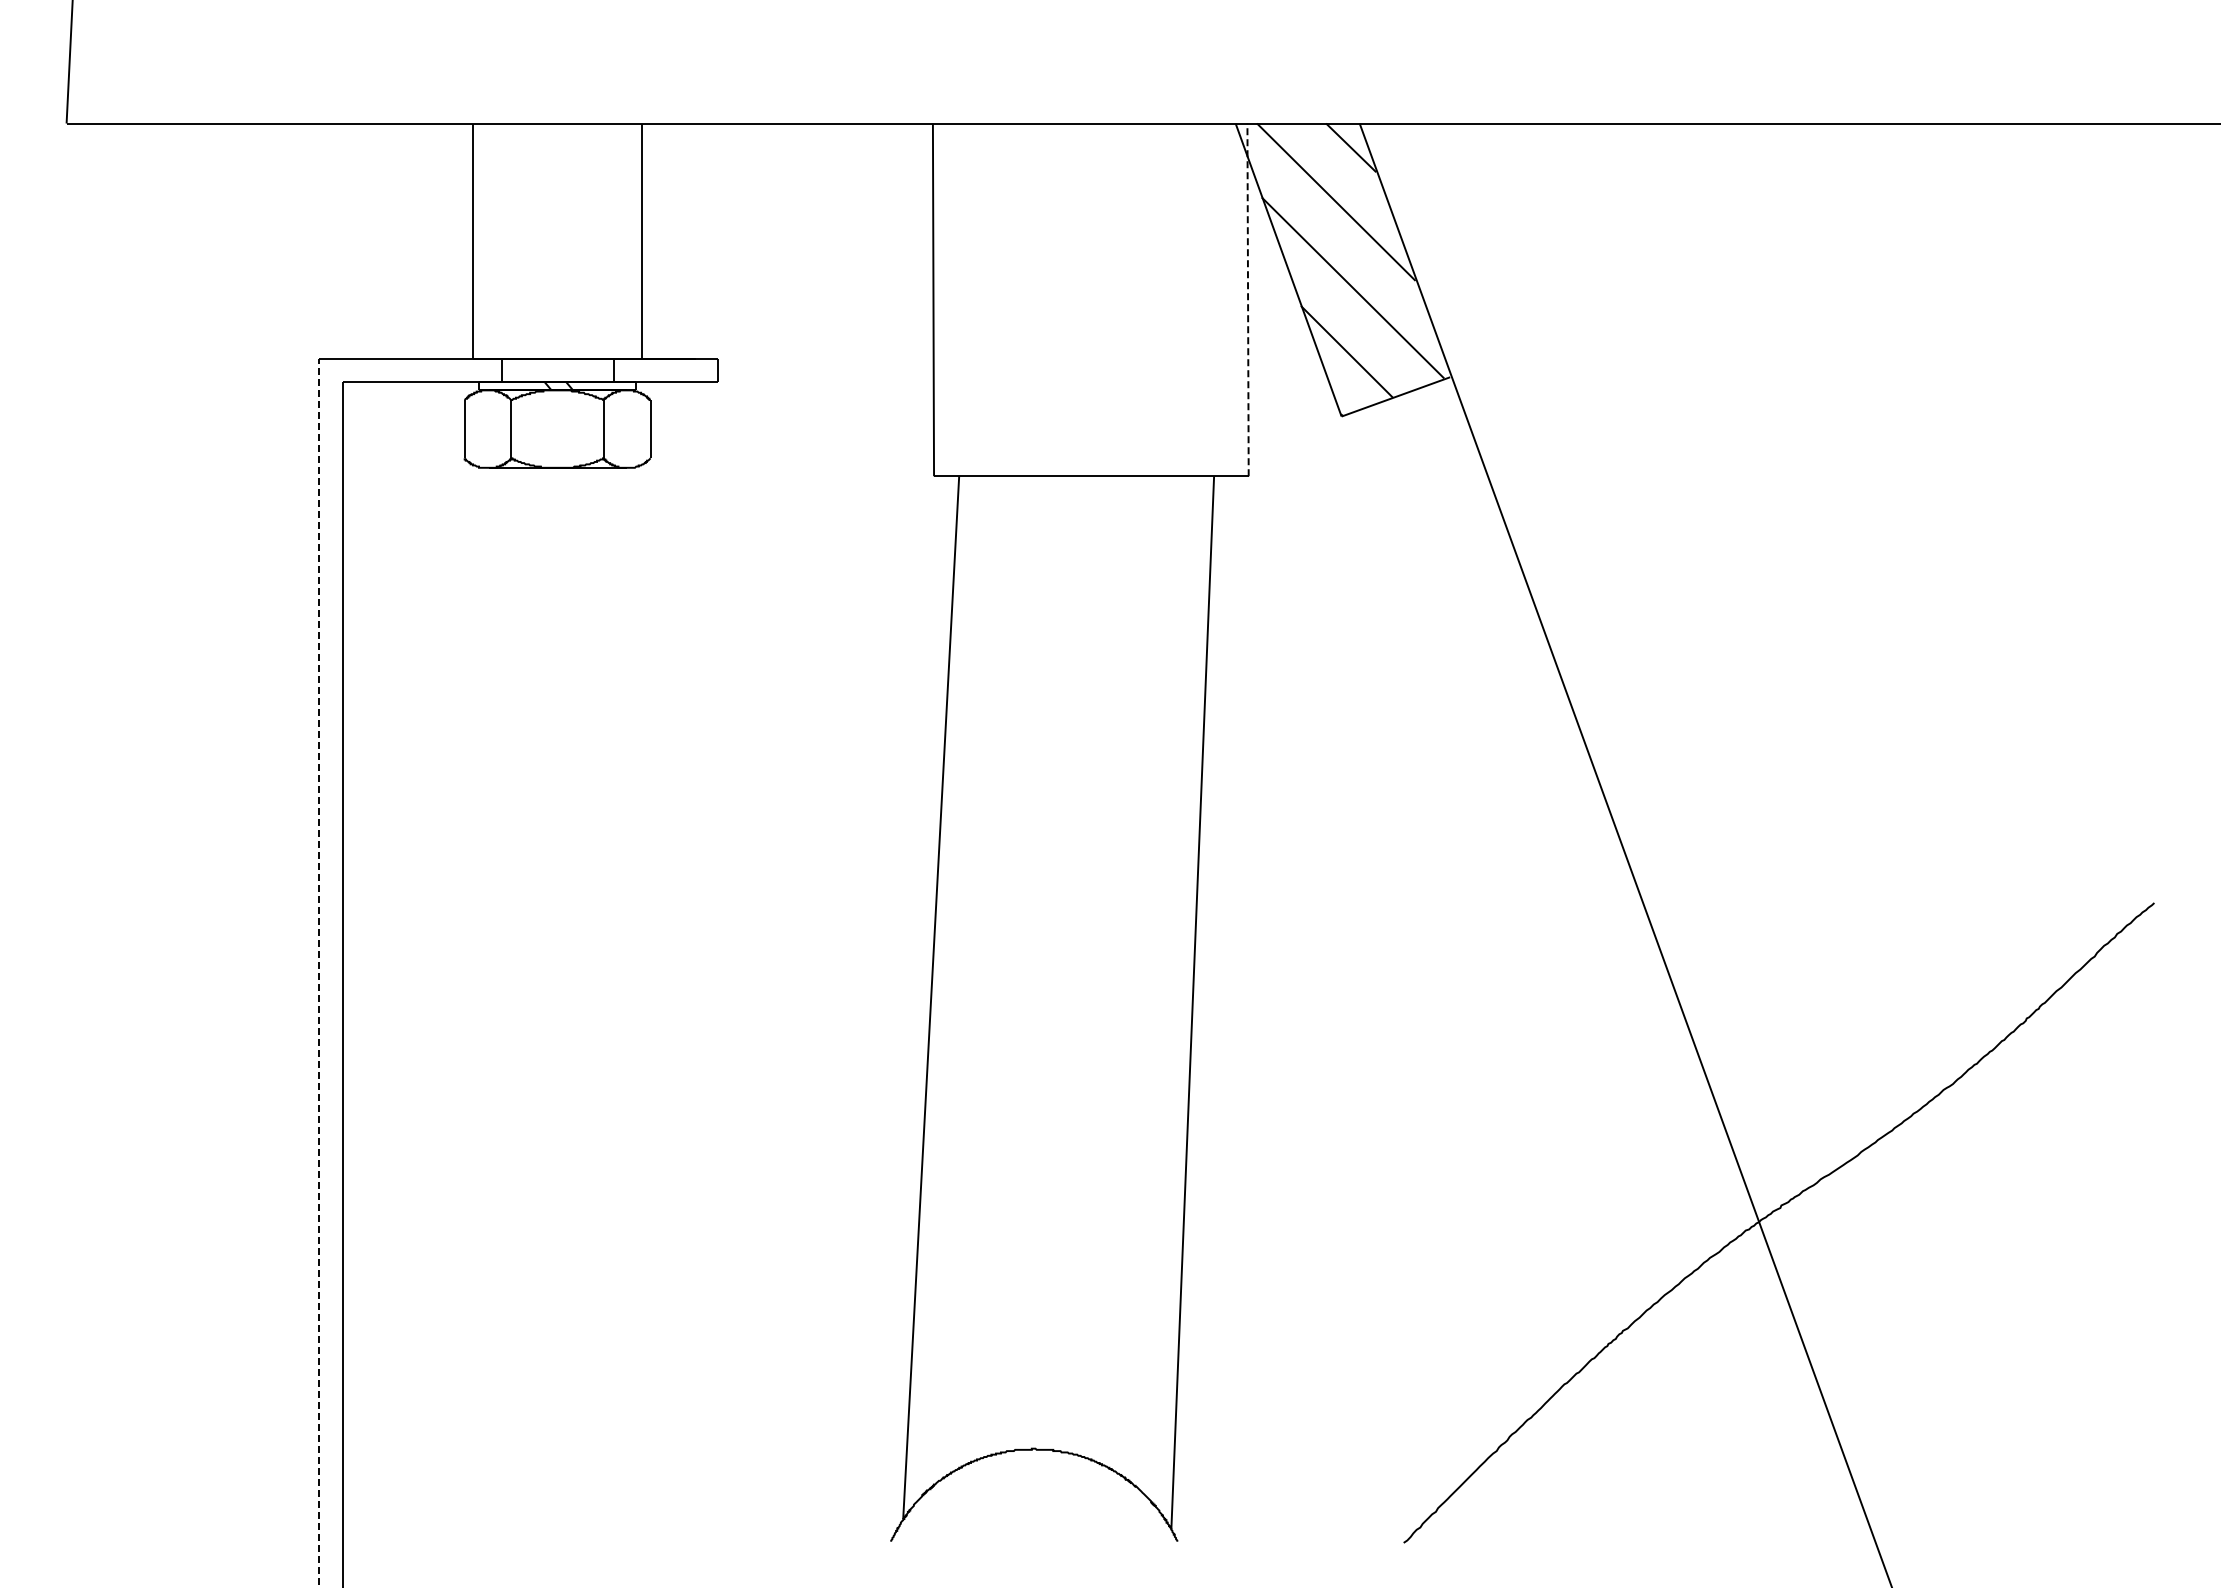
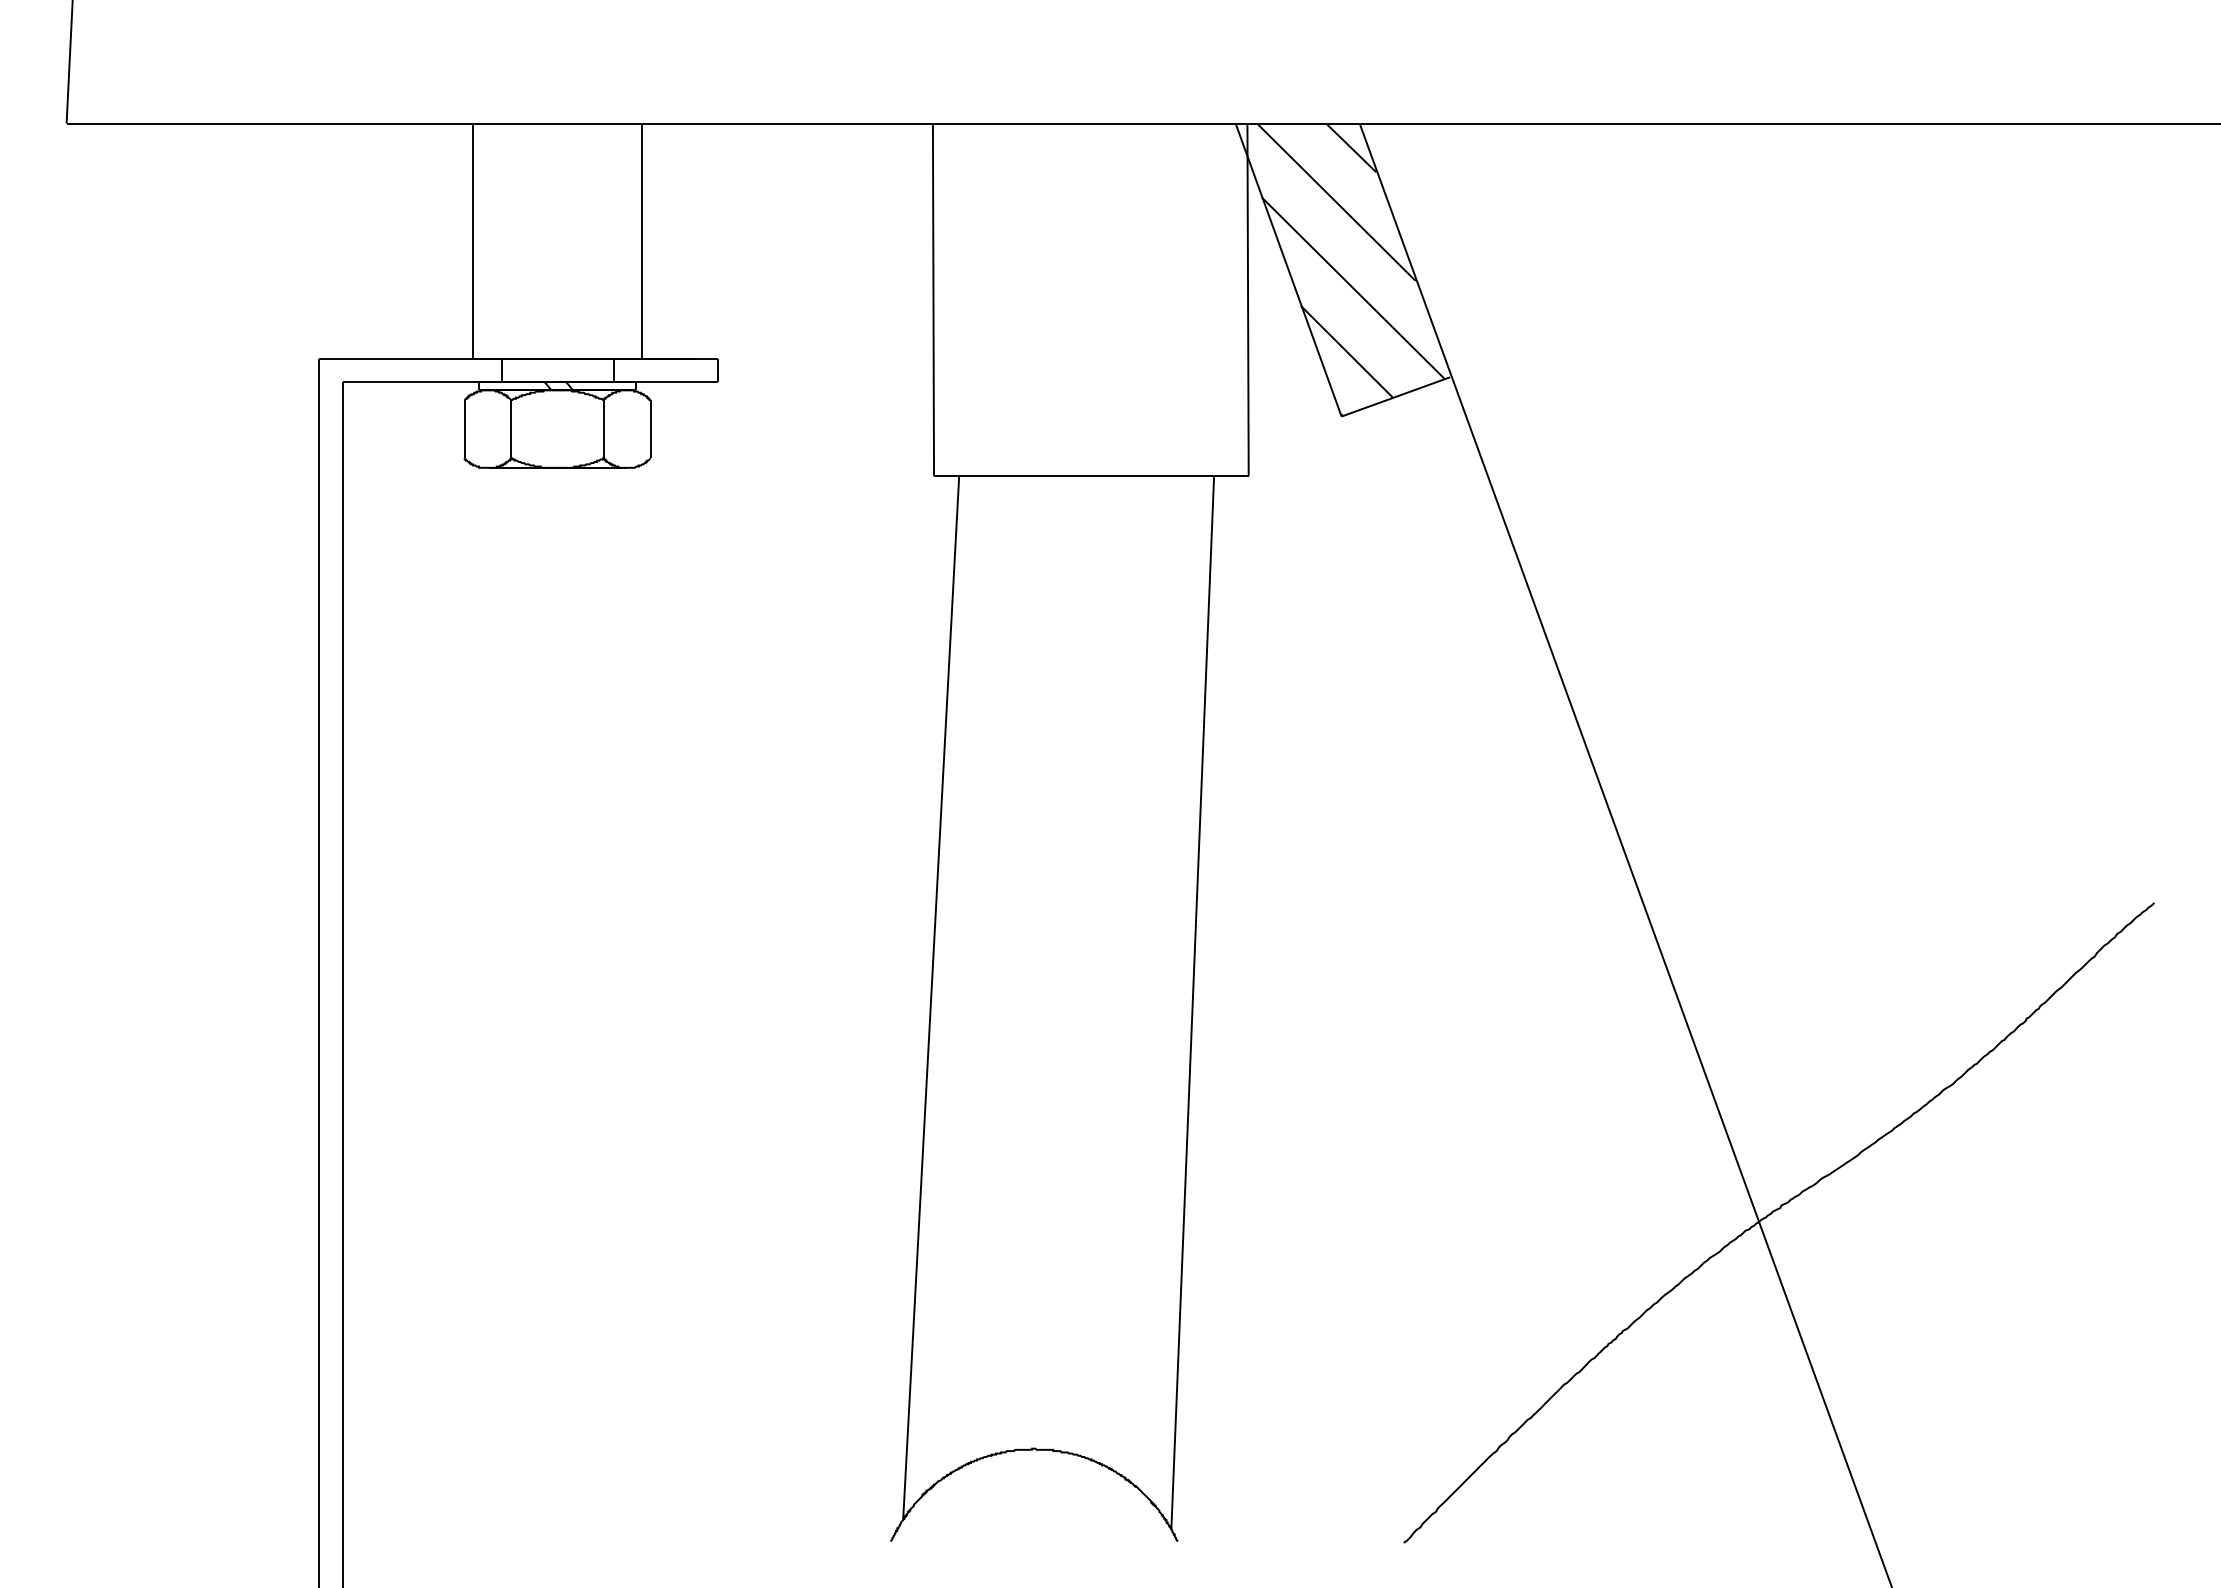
line: dashed -> solid (1248, 299)
line: dashed -> solid (319, 973)
